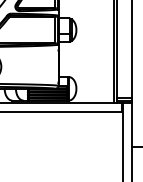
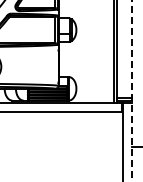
line: solid -> dashed (131, 91)
